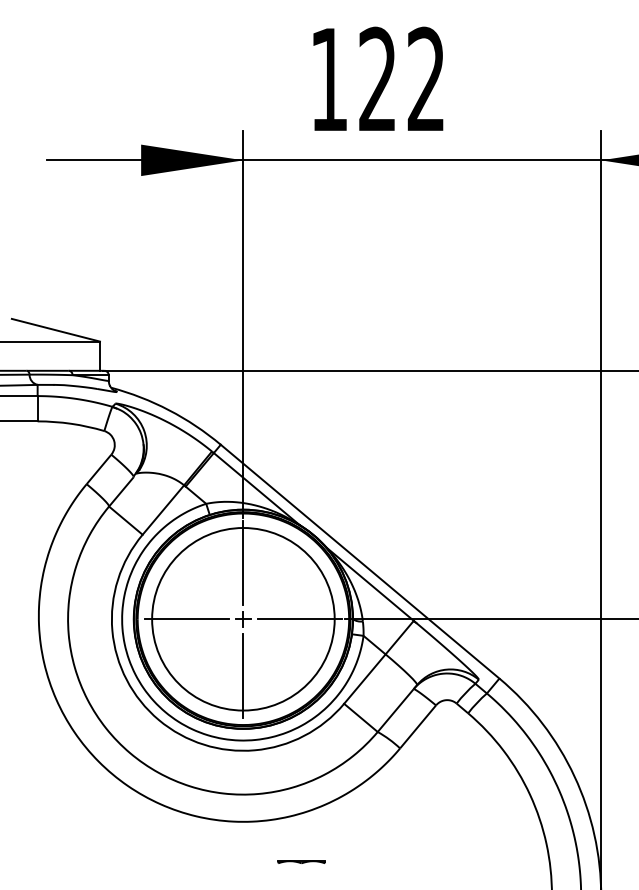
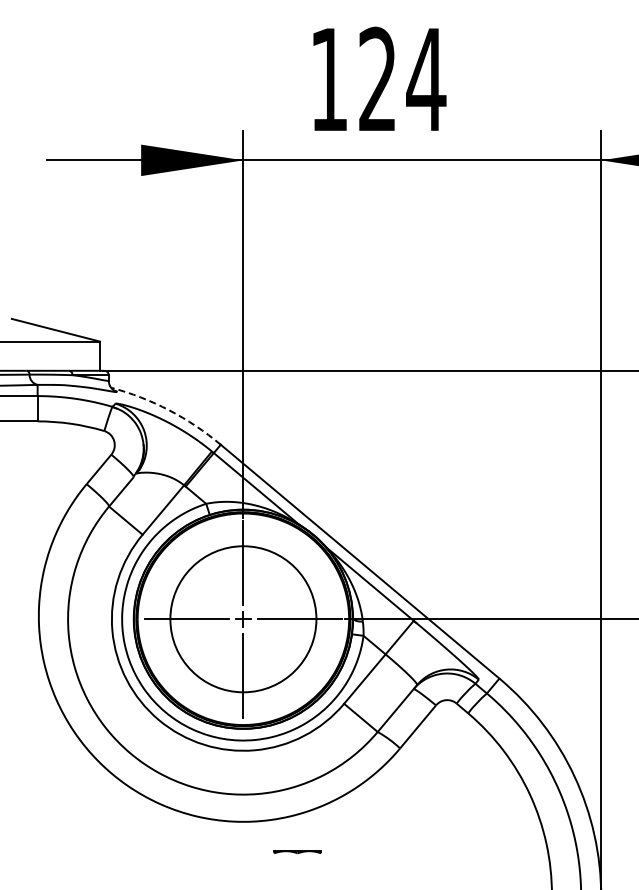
text: 122 -> 124 (426, 78)
arc: solid -> dashed (169, 410)
circle diameter: 183 px -> 146 px (243, 619)
line position: (301, 861) -> (297, 851) (297, 851)
